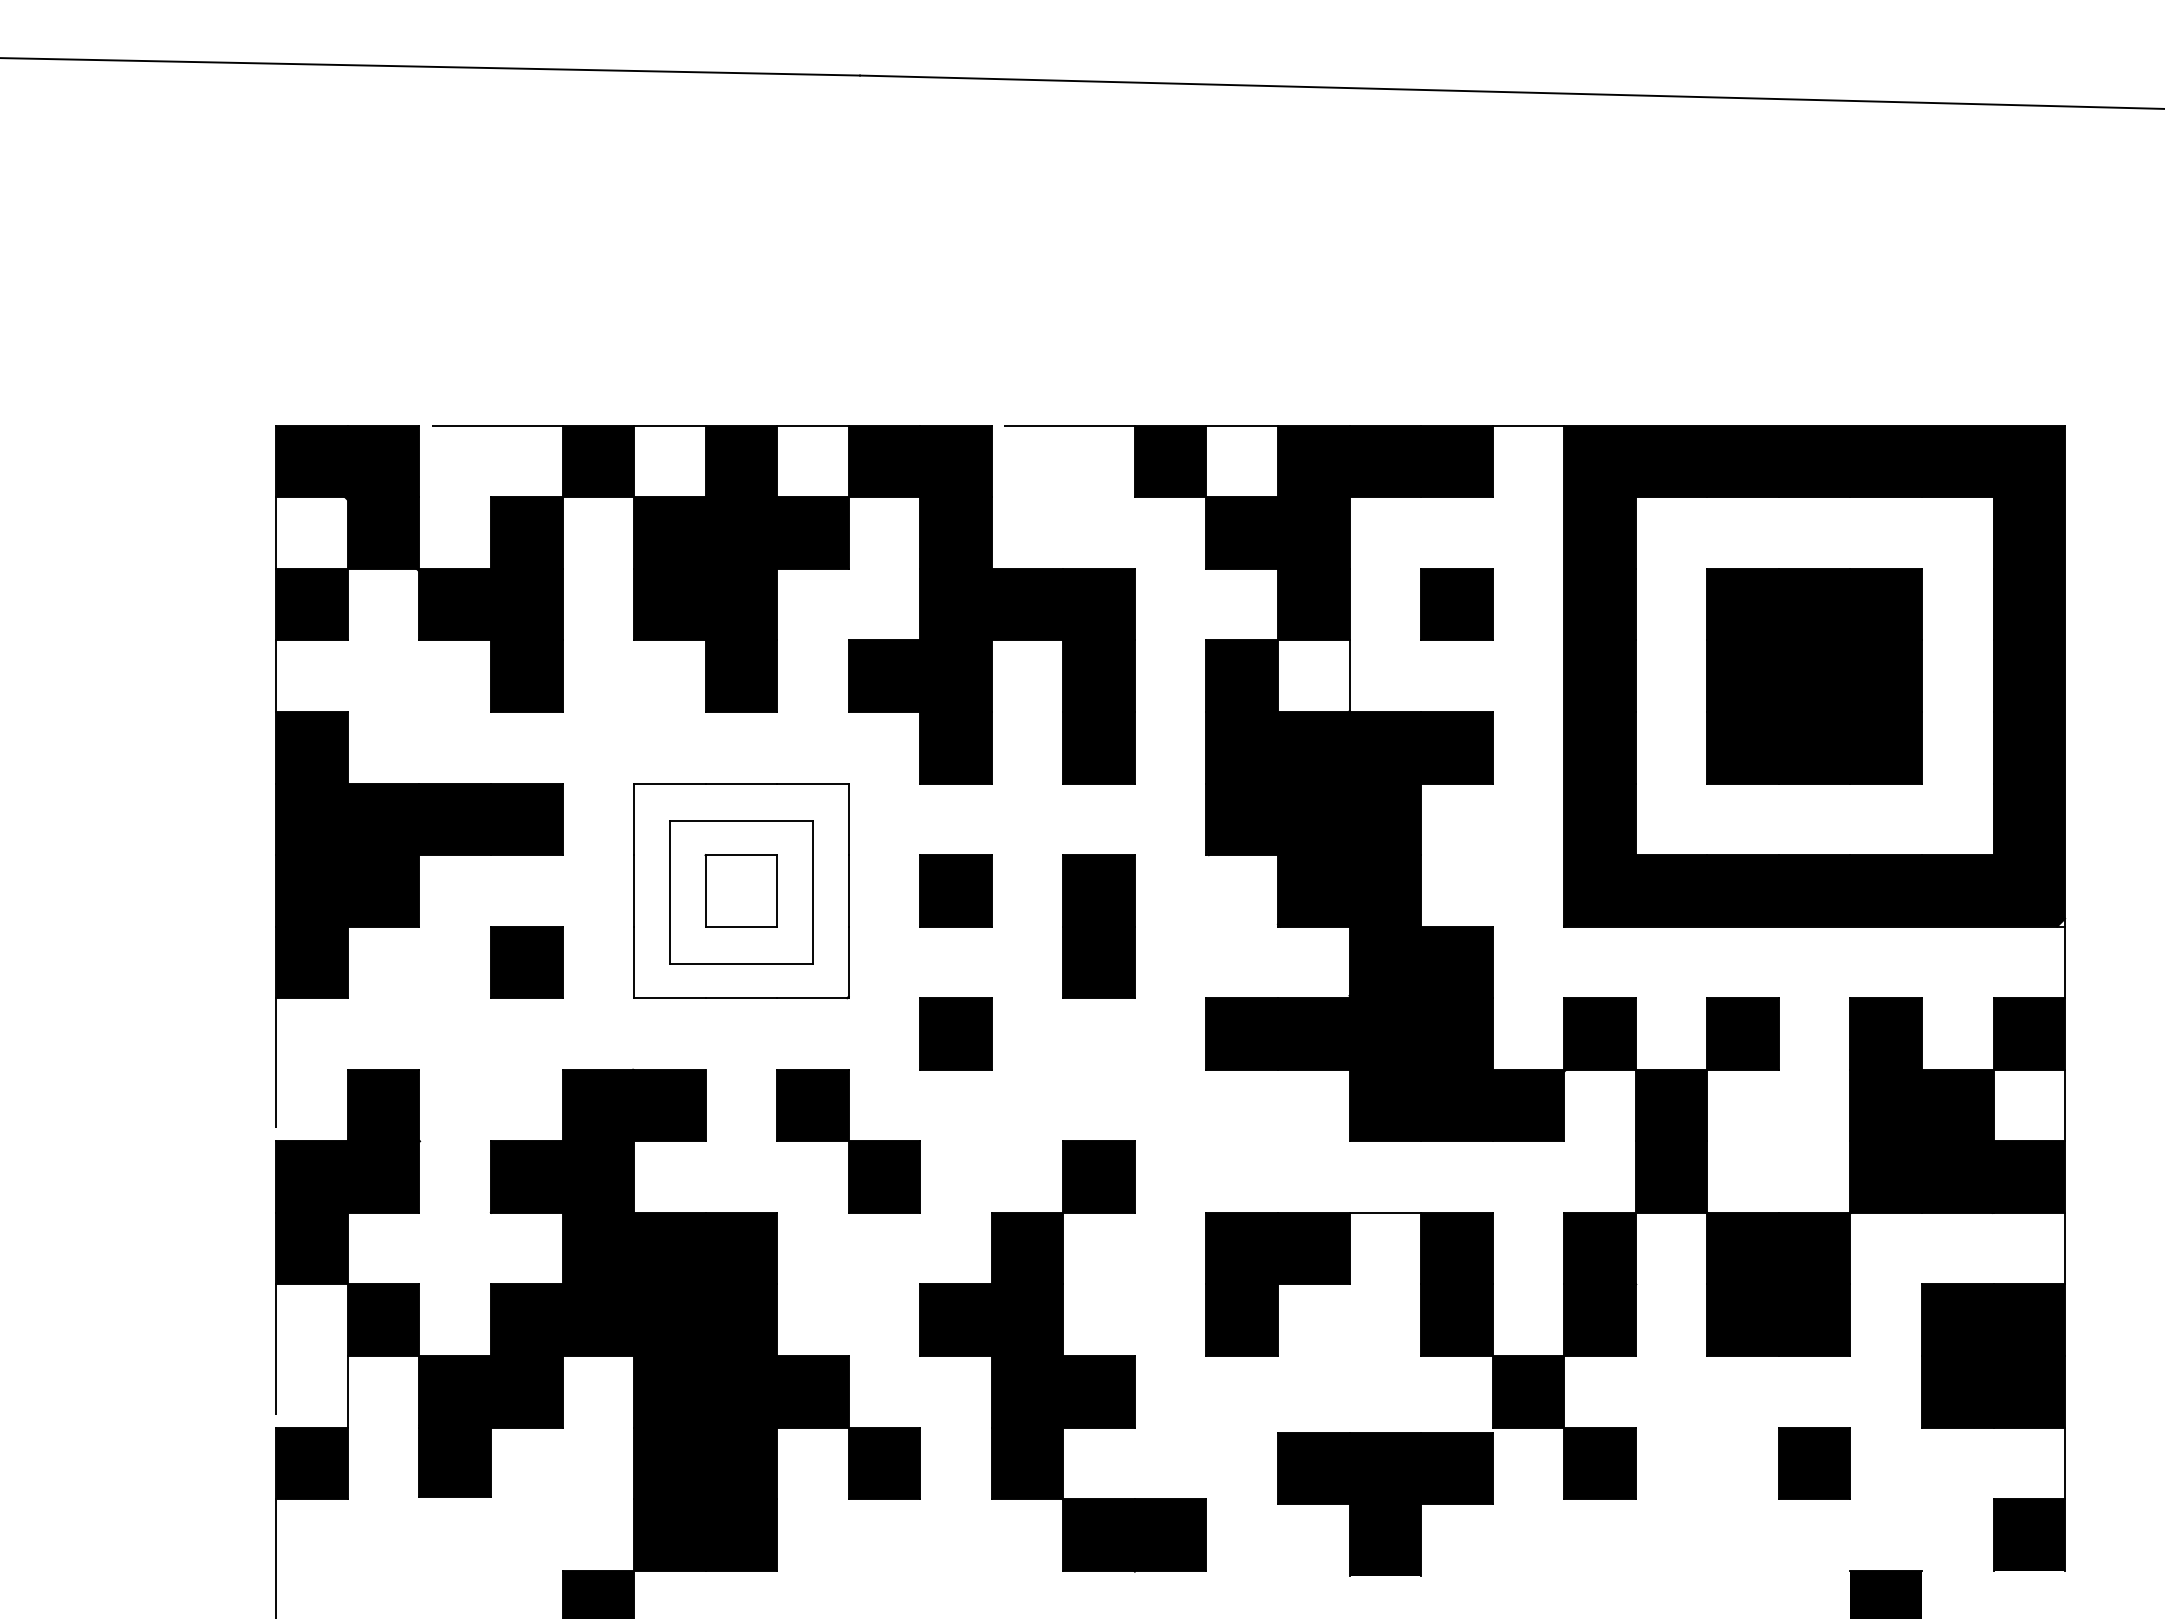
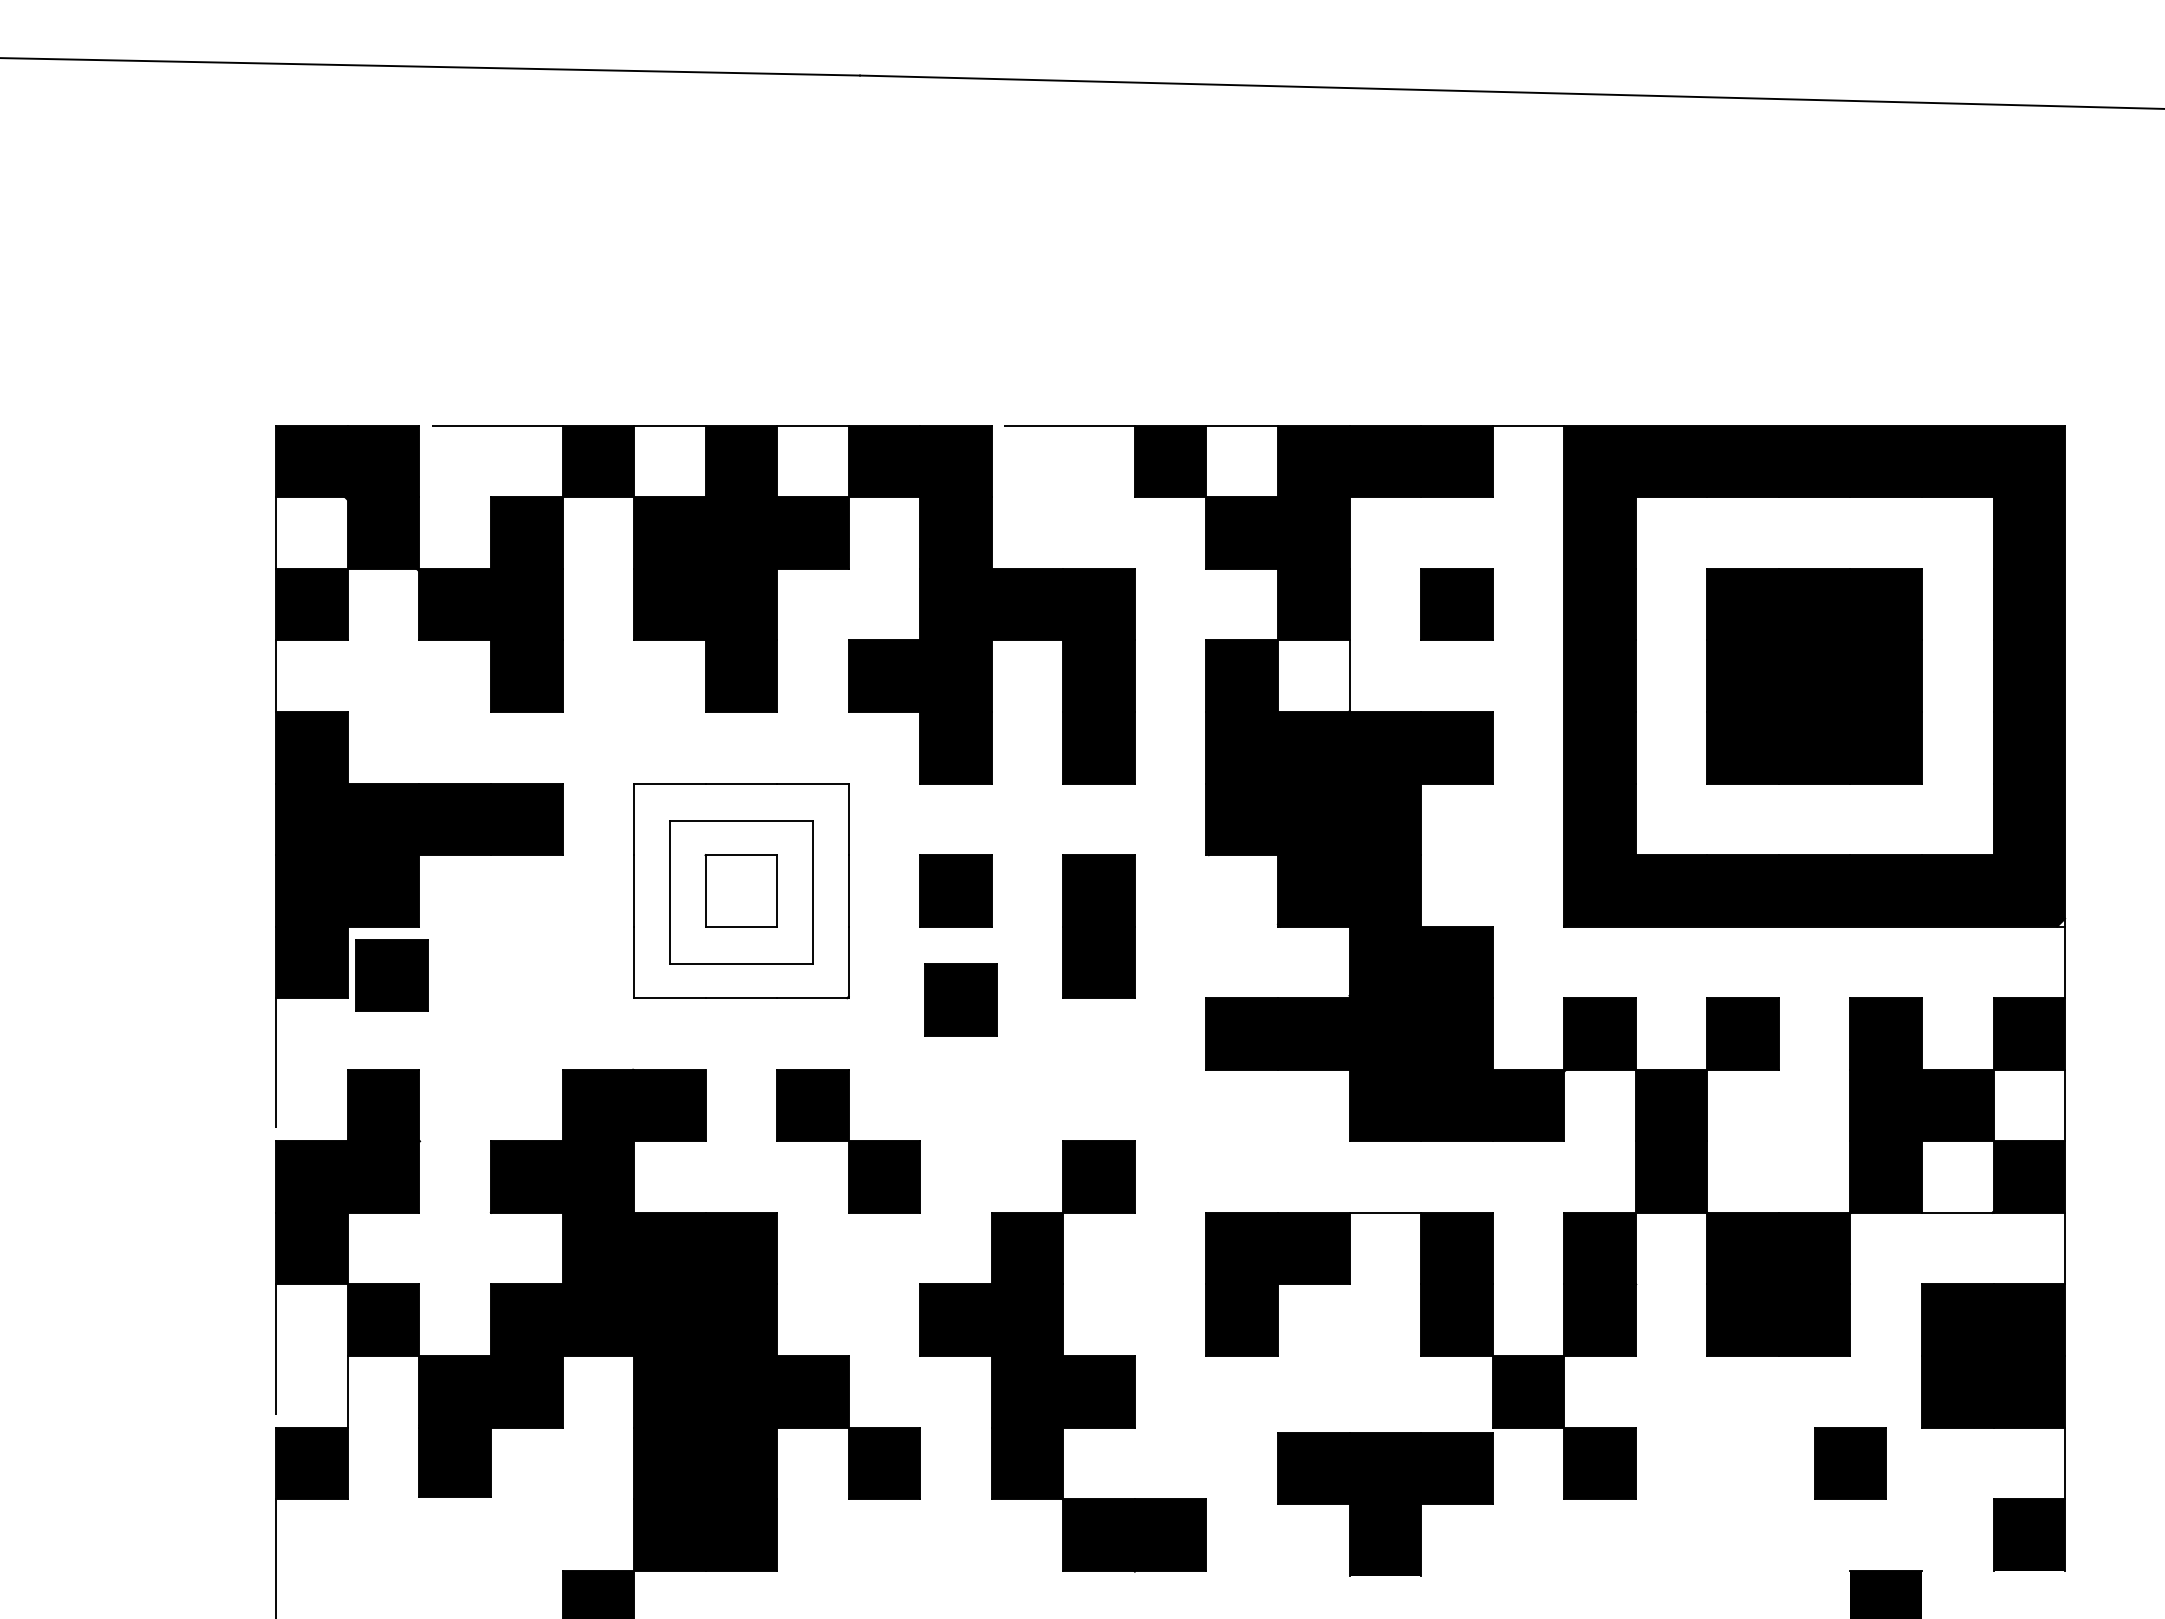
part position: (526, 962) -> (391, 975) (391, 975)
part position: (955, 1033) -> (960, 999) (960, 999)
fill: present -> none (1957, 1176)
part position: (1814, 1463) -> (1850, 1463) (1850, 1463)
